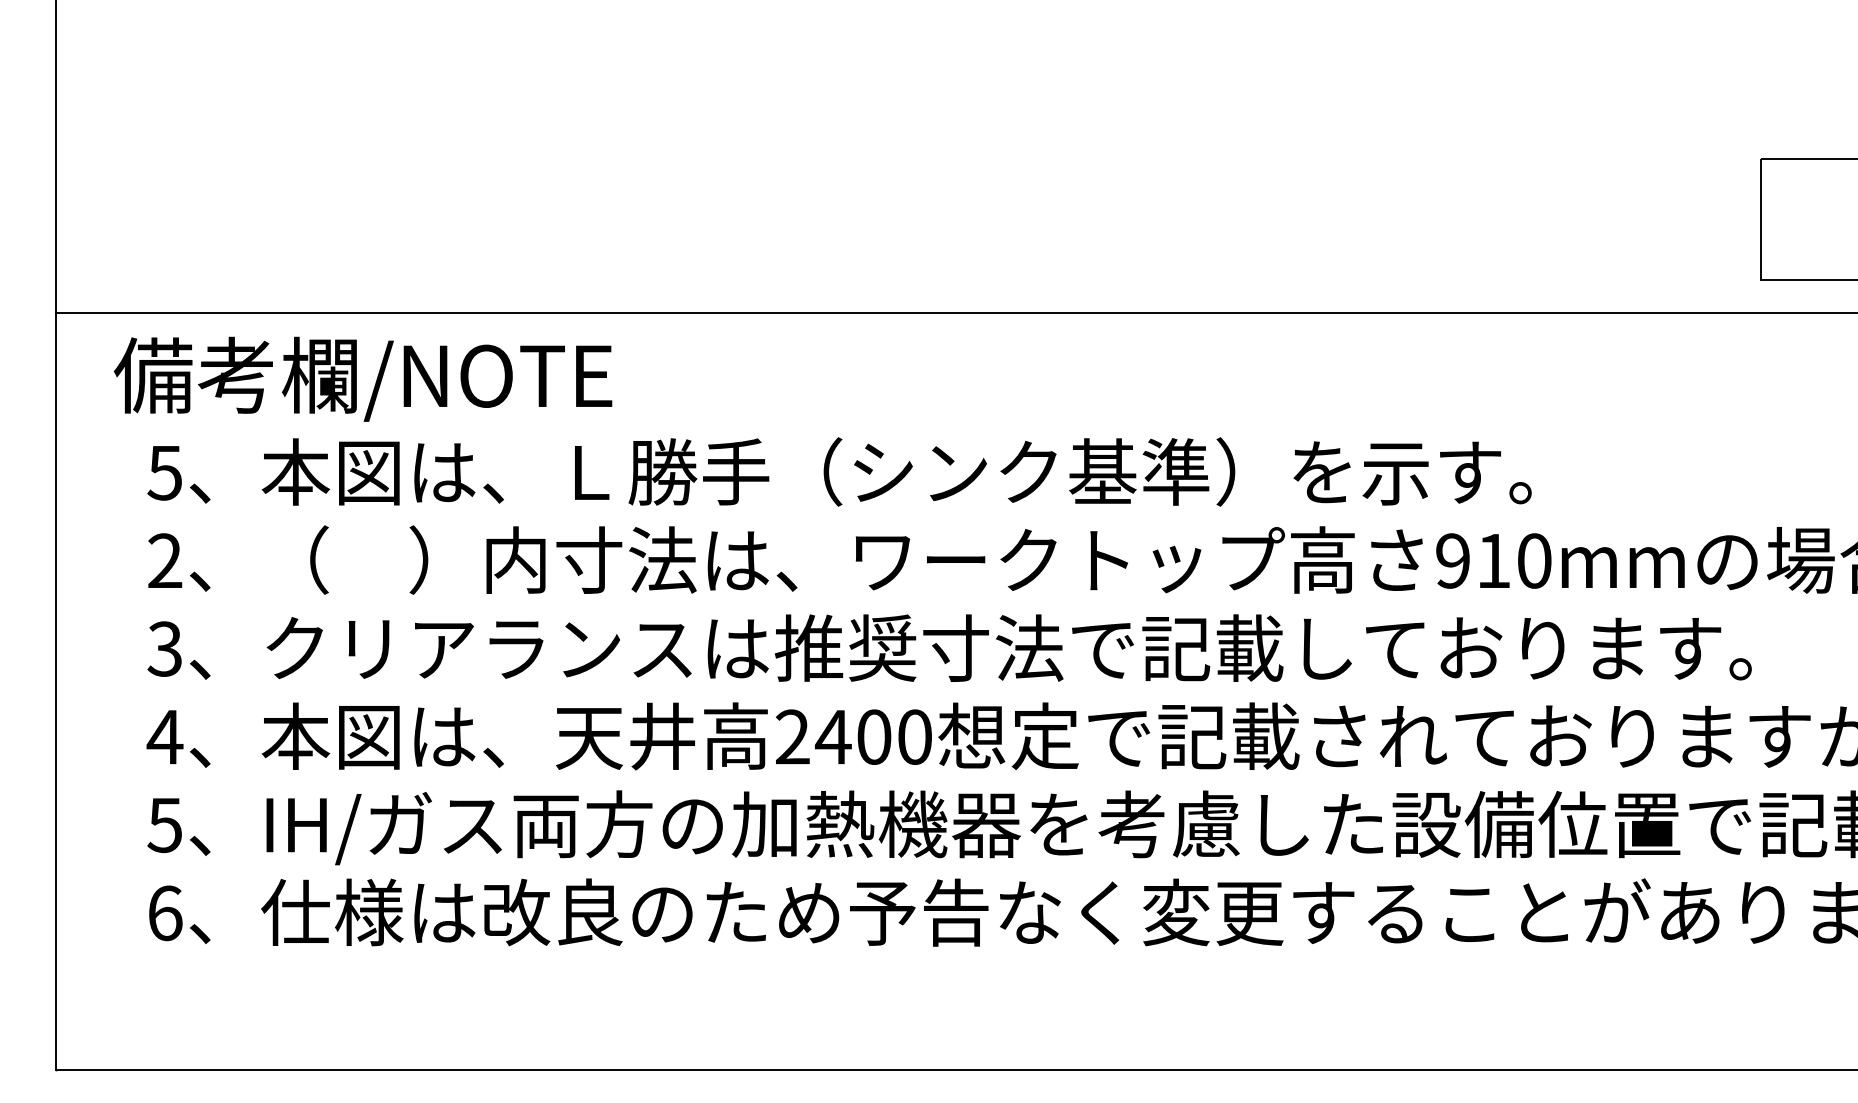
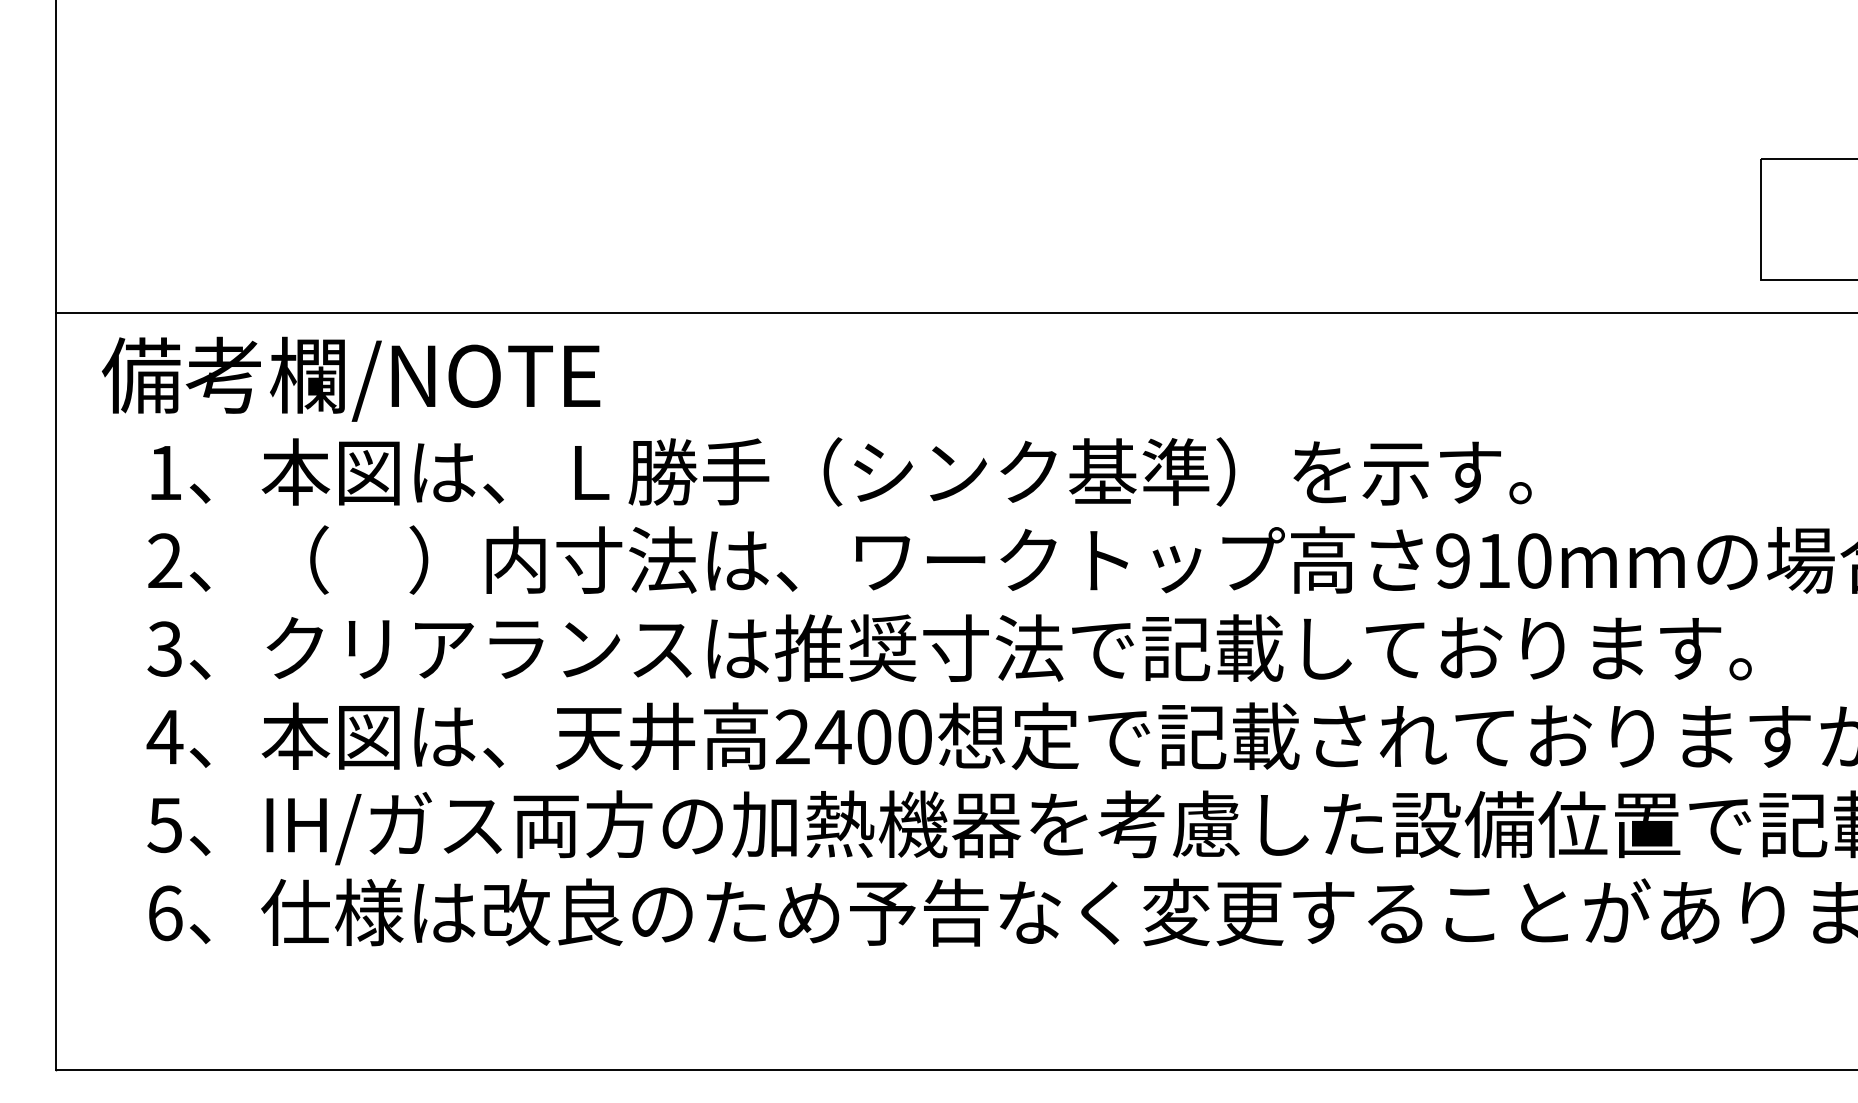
text position: (362, 378) -> (350, 378) (350, 378)
text: 5 -> 1 (164, 473)
